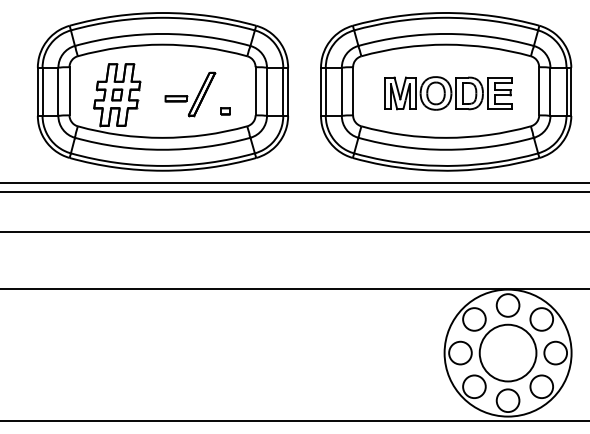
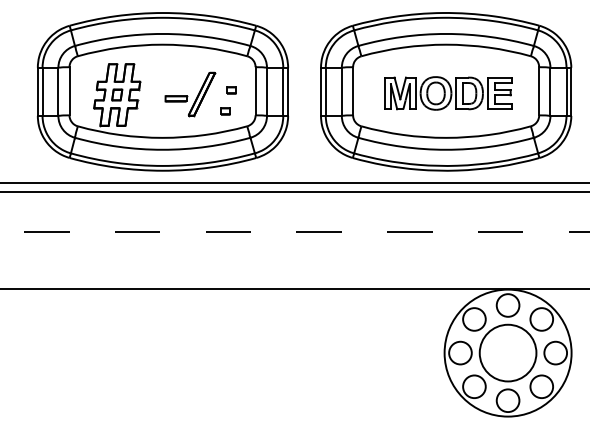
part: none -> present (231, 90)
line: solid -> dashed (295, 232)
line: present -> none (294, 421)
